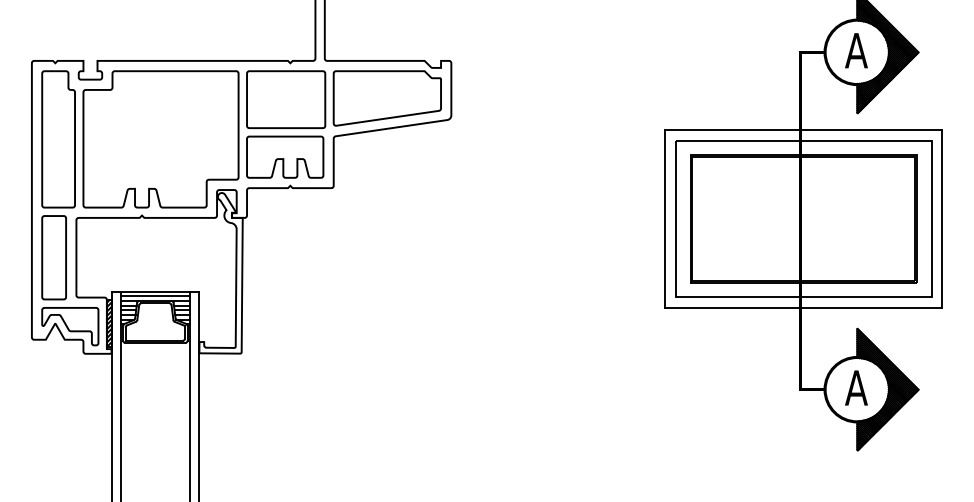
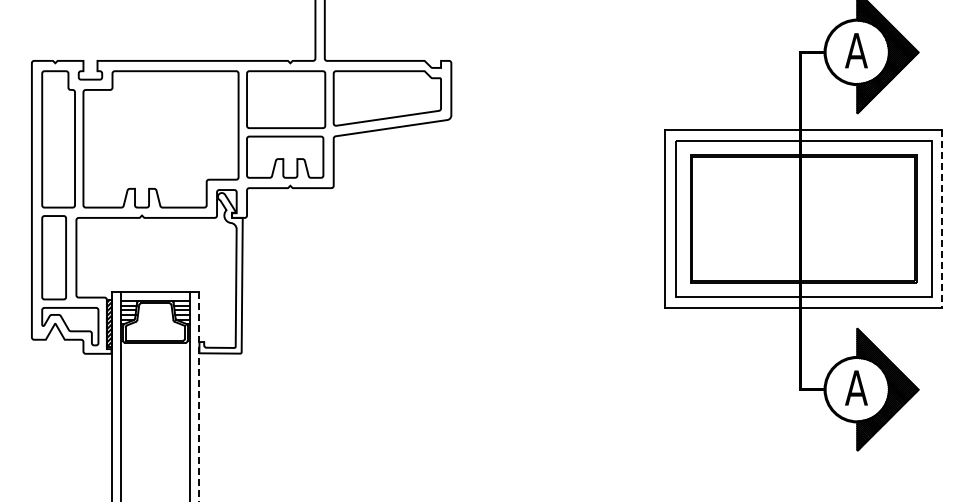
line: solid -> dashed (942, 218)
line: present -> none (154, 296)
line: solid -> dashed (199, 396)
